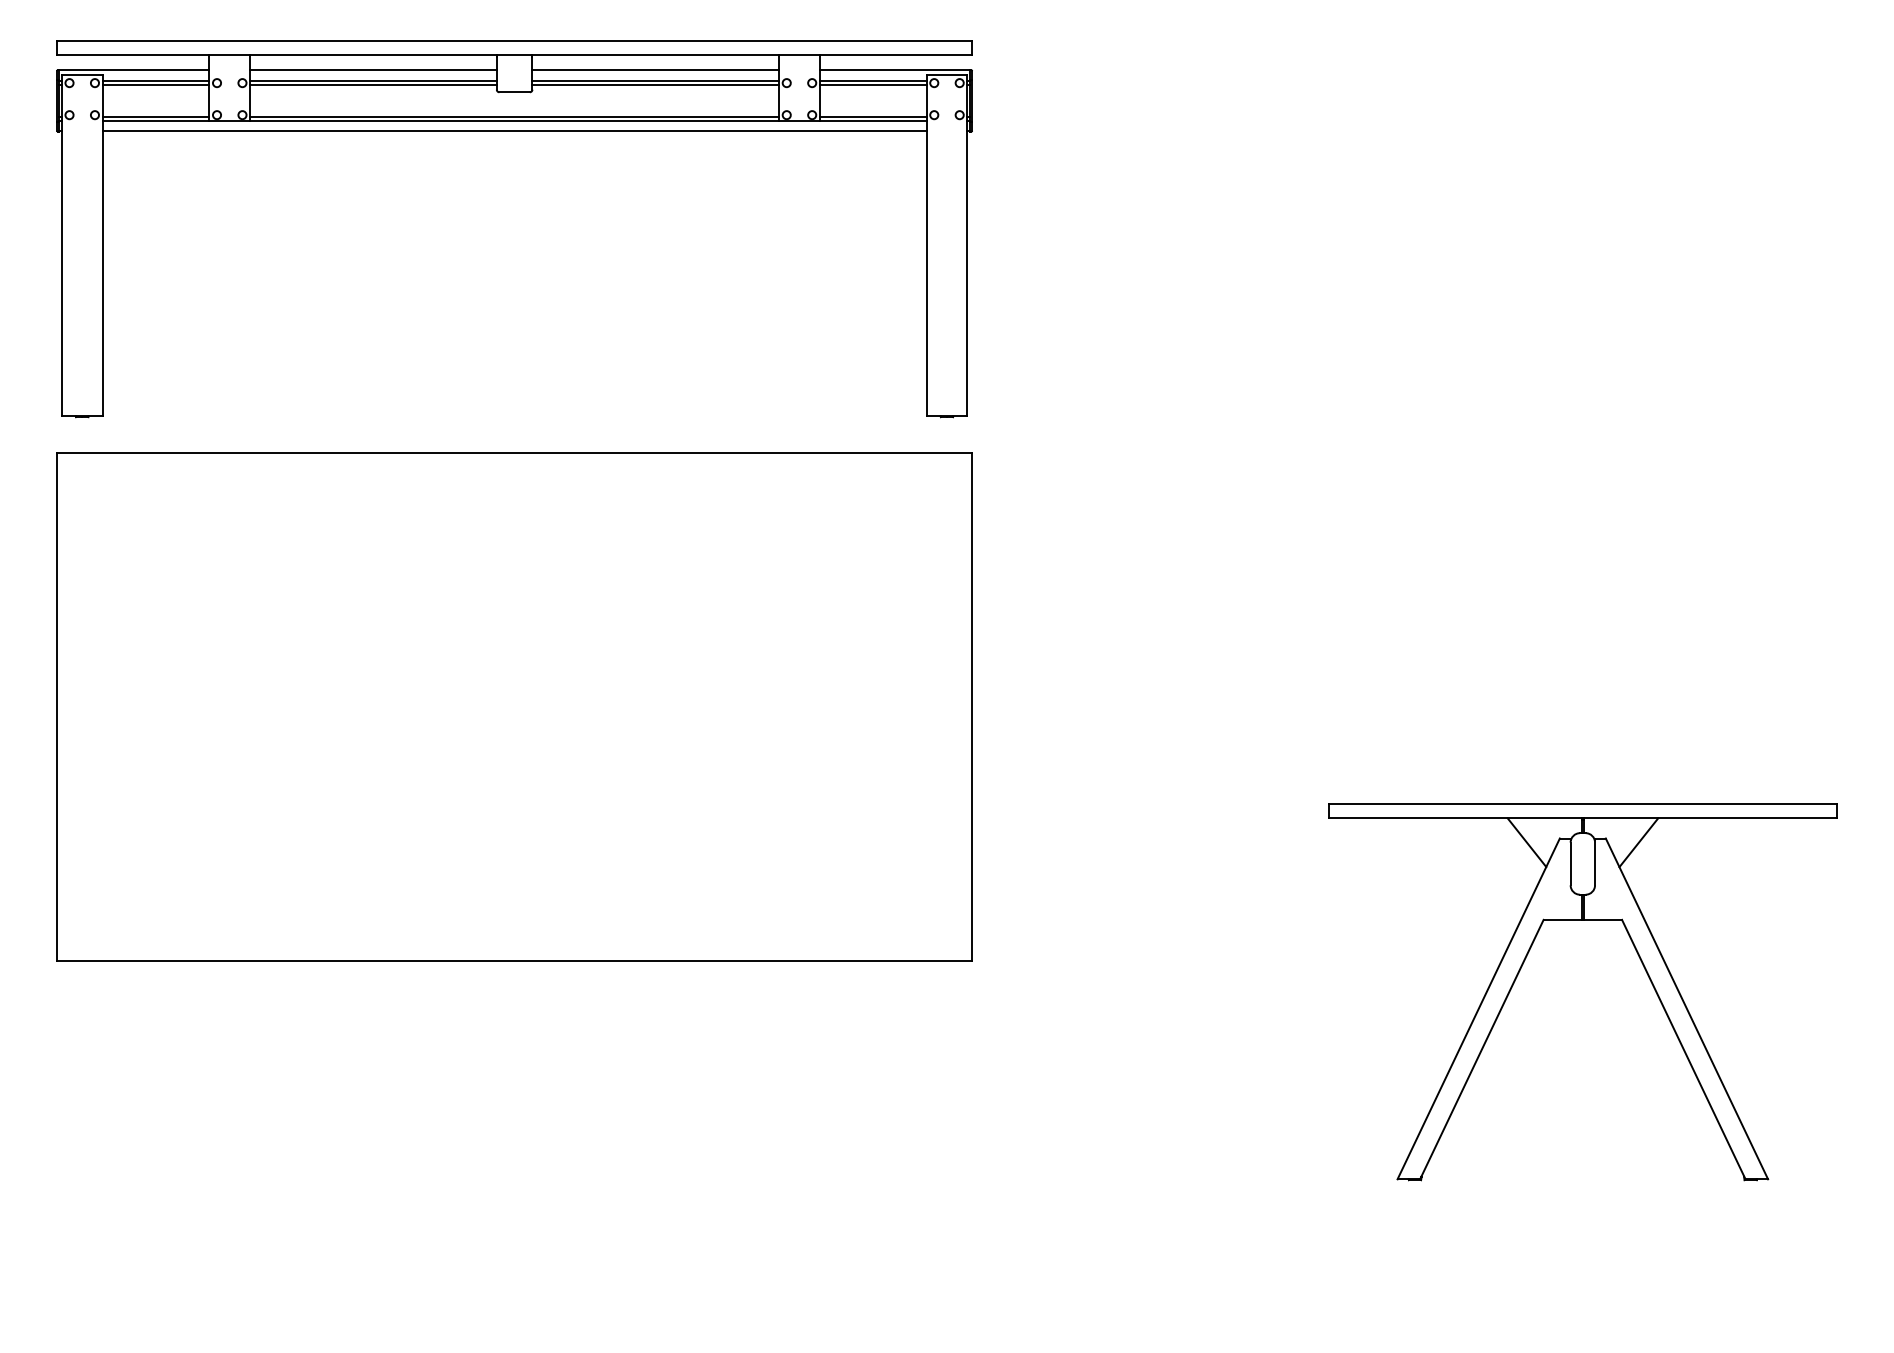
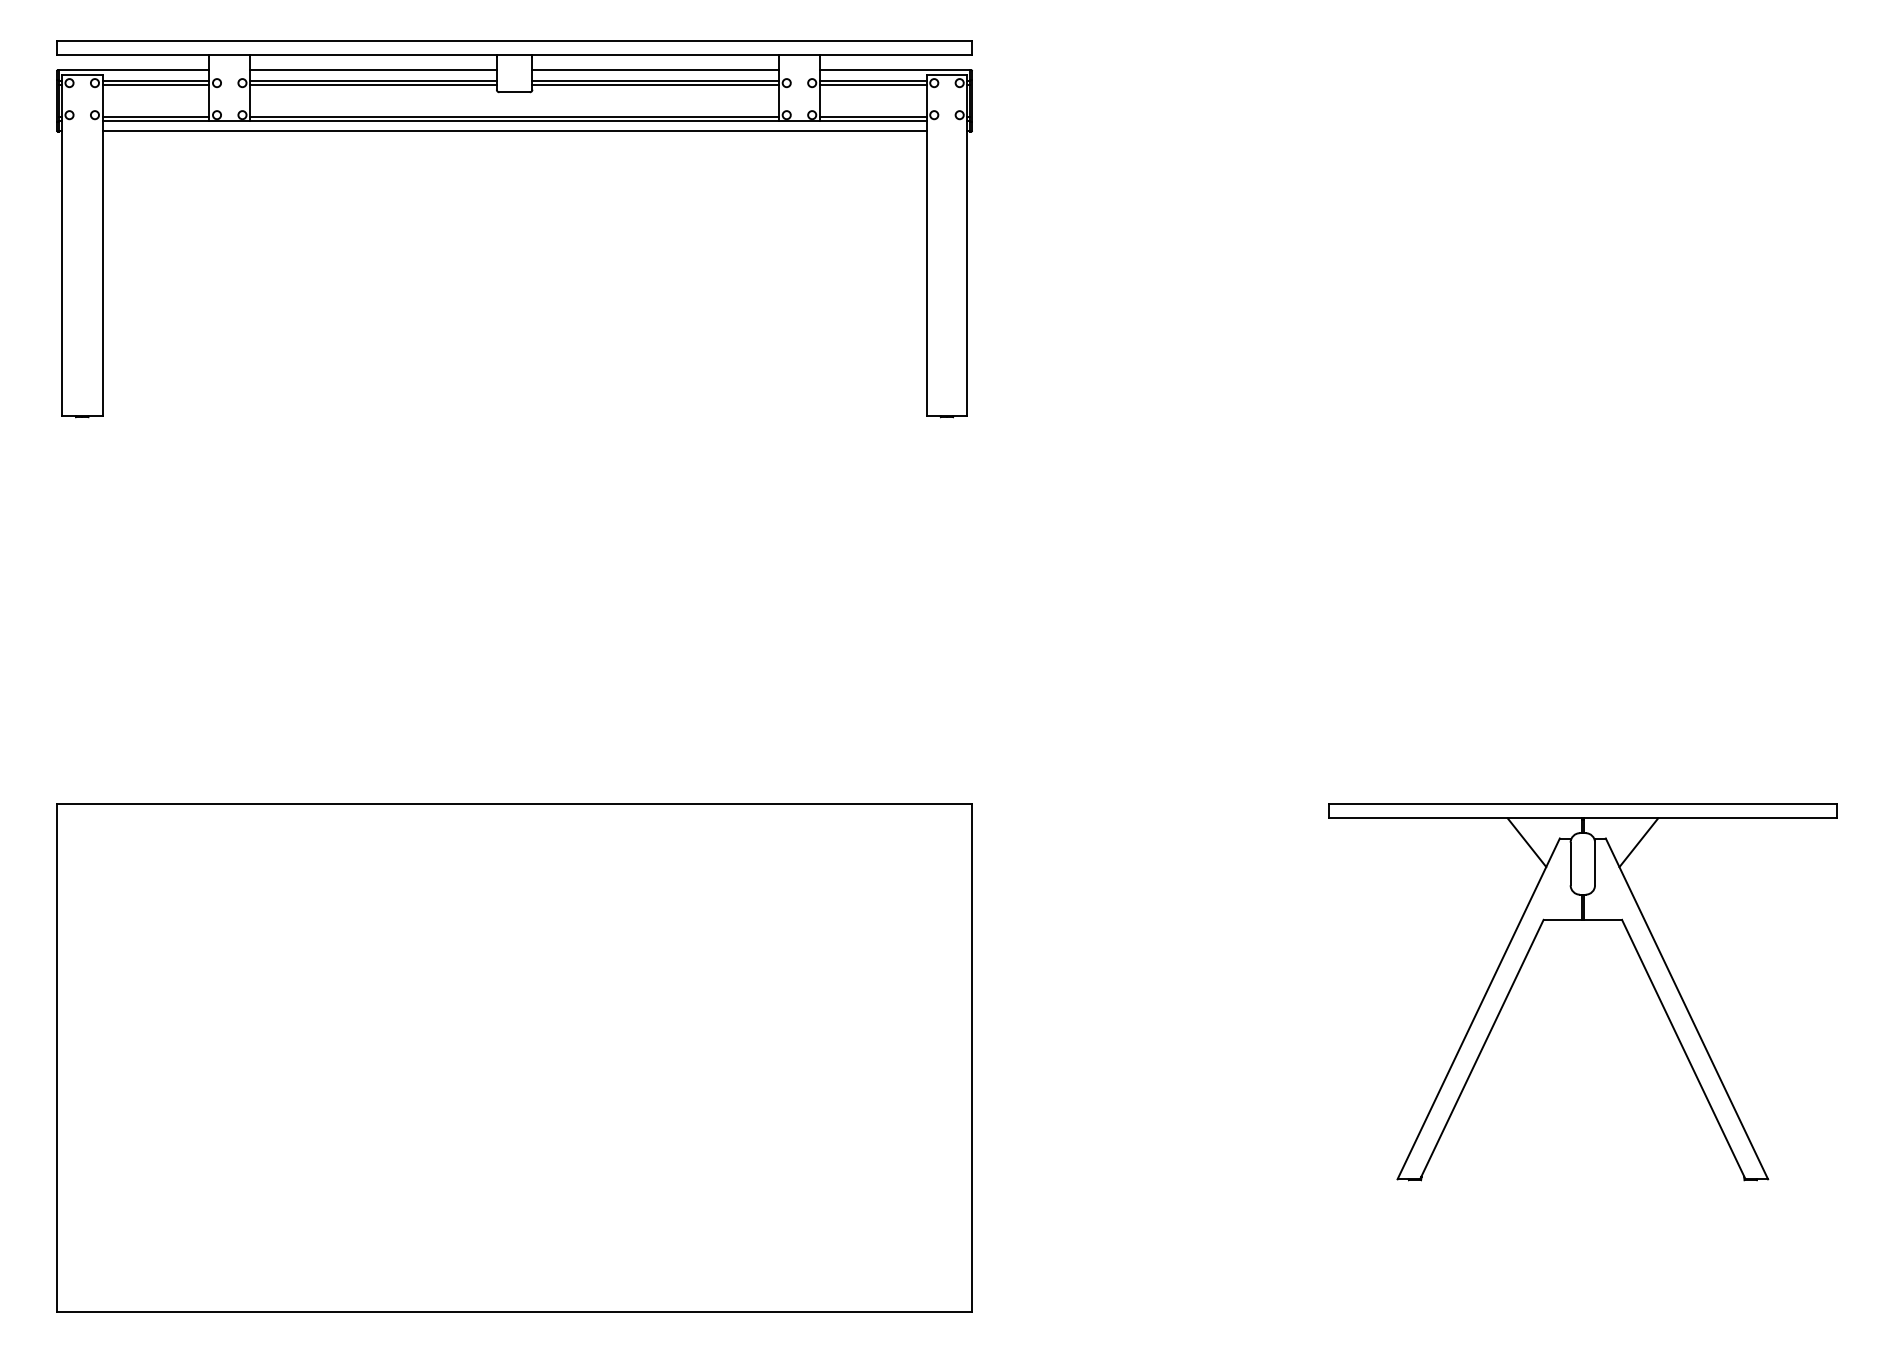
part position: (514, 706) -> (514, 1057) (514, 1057)
